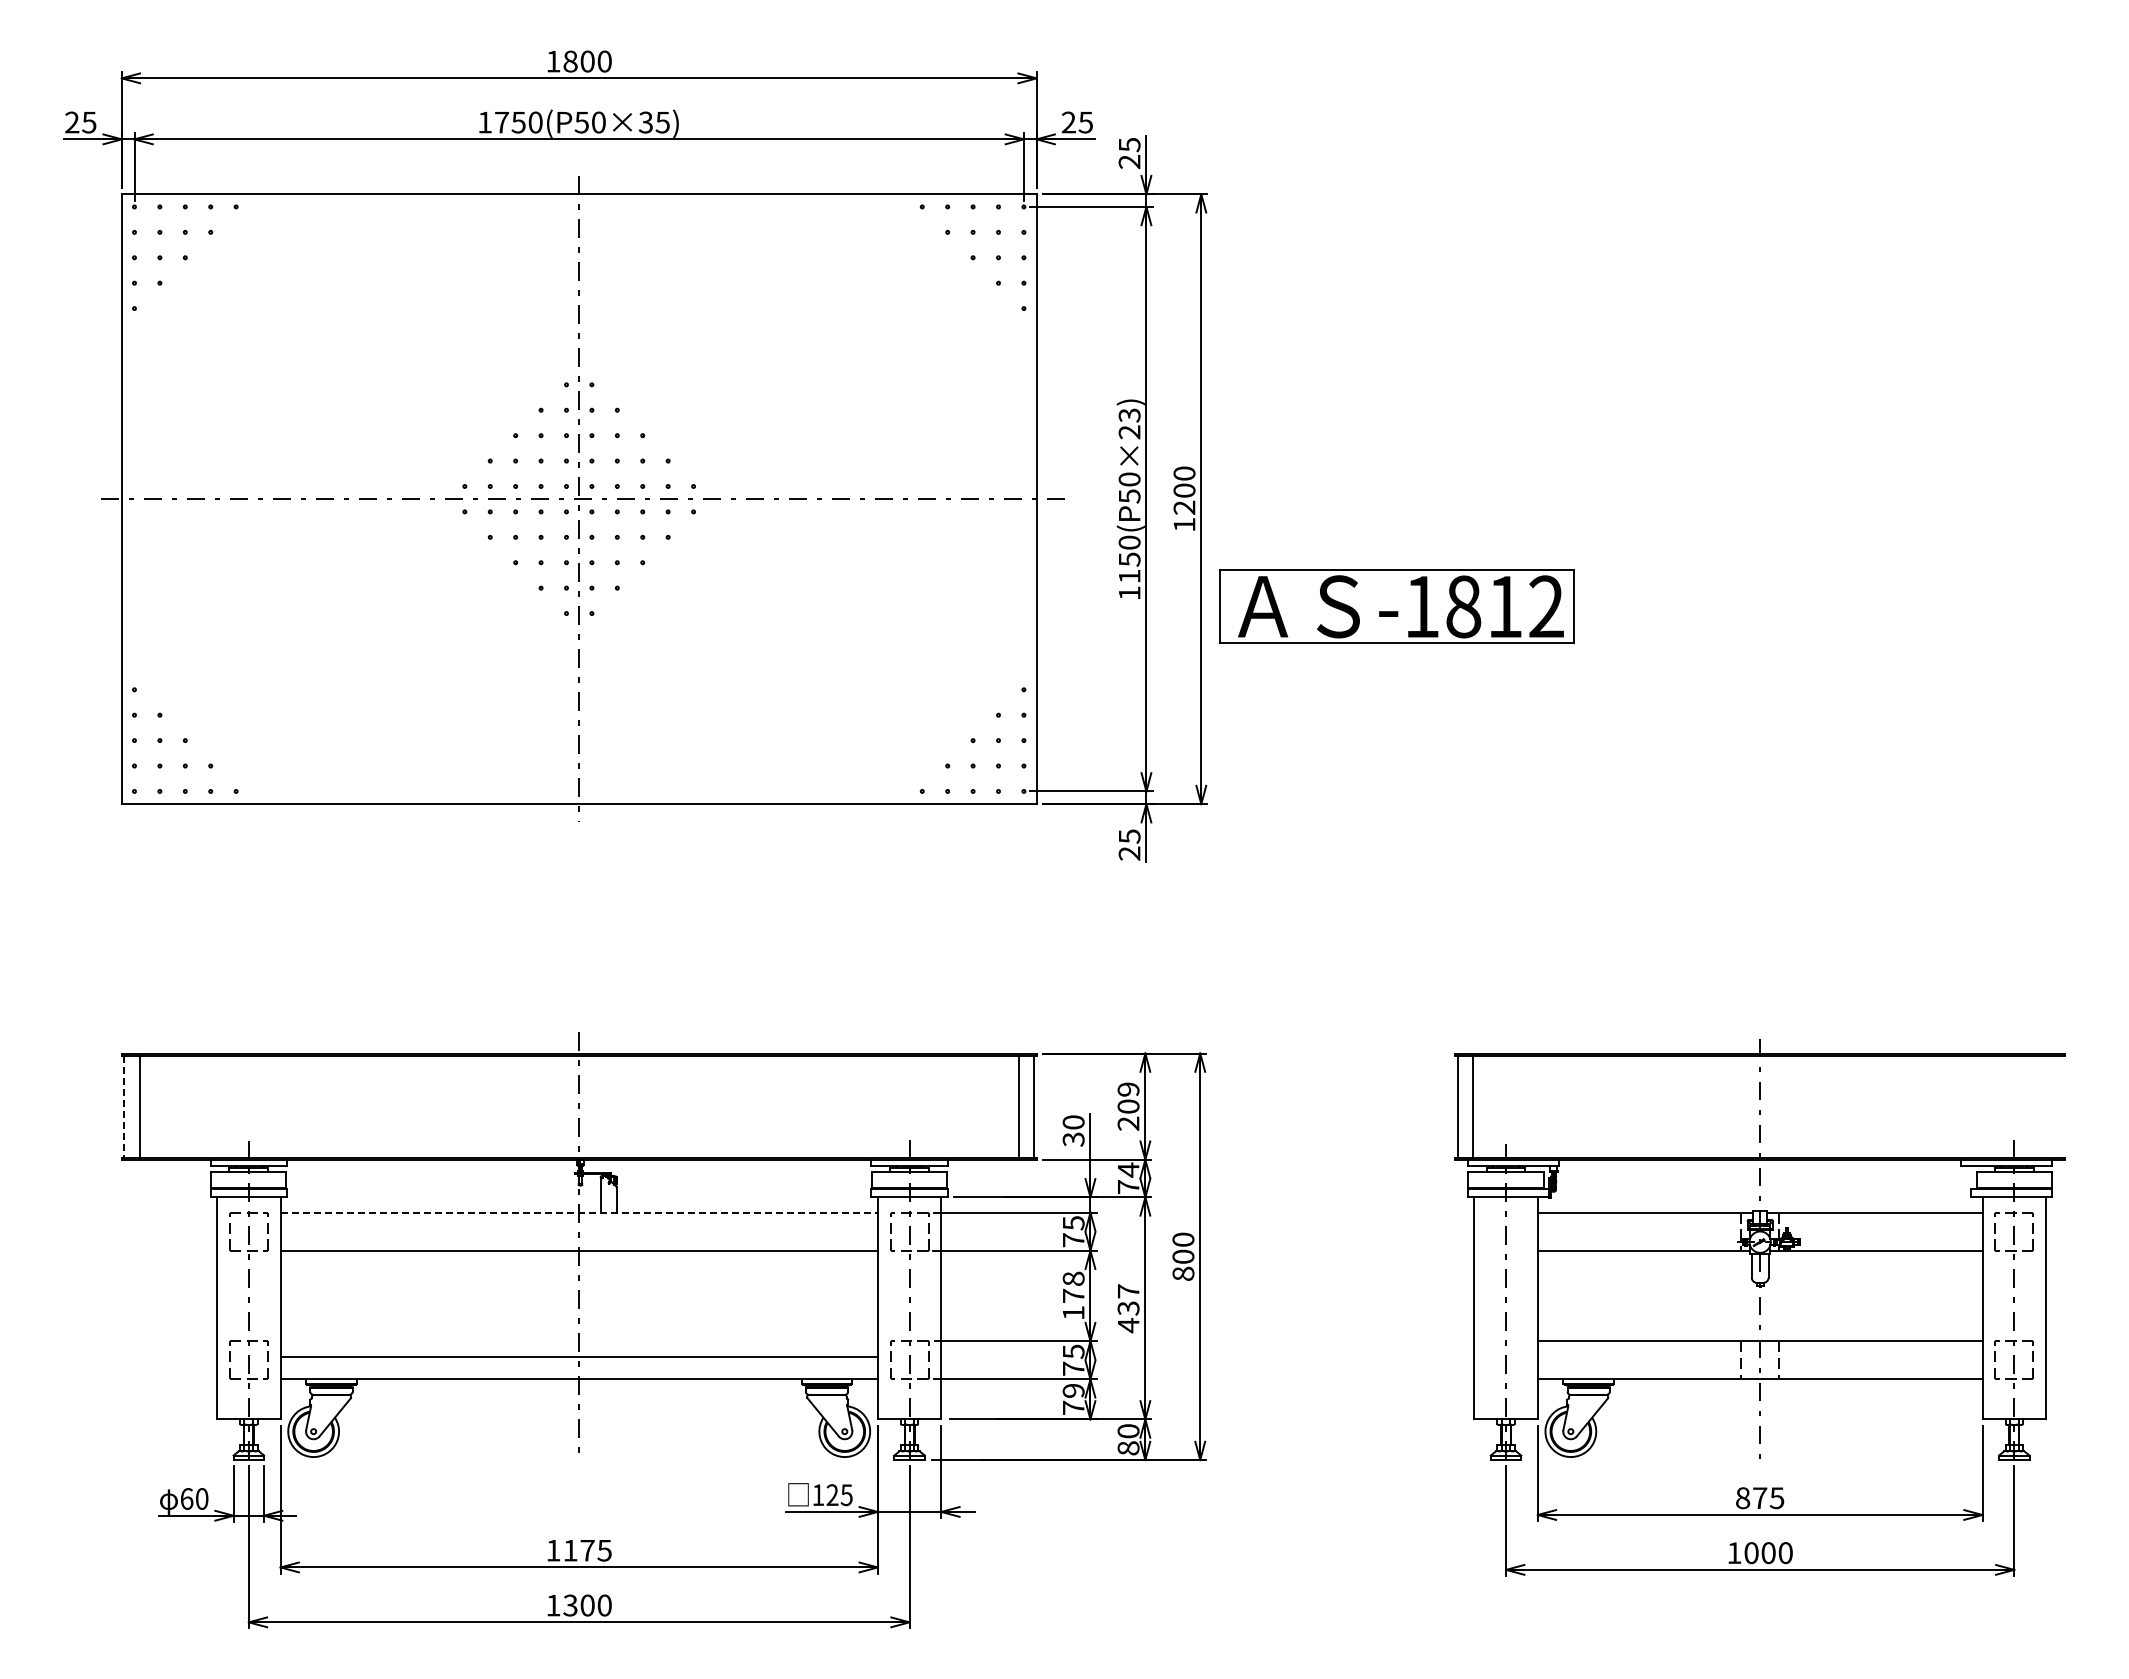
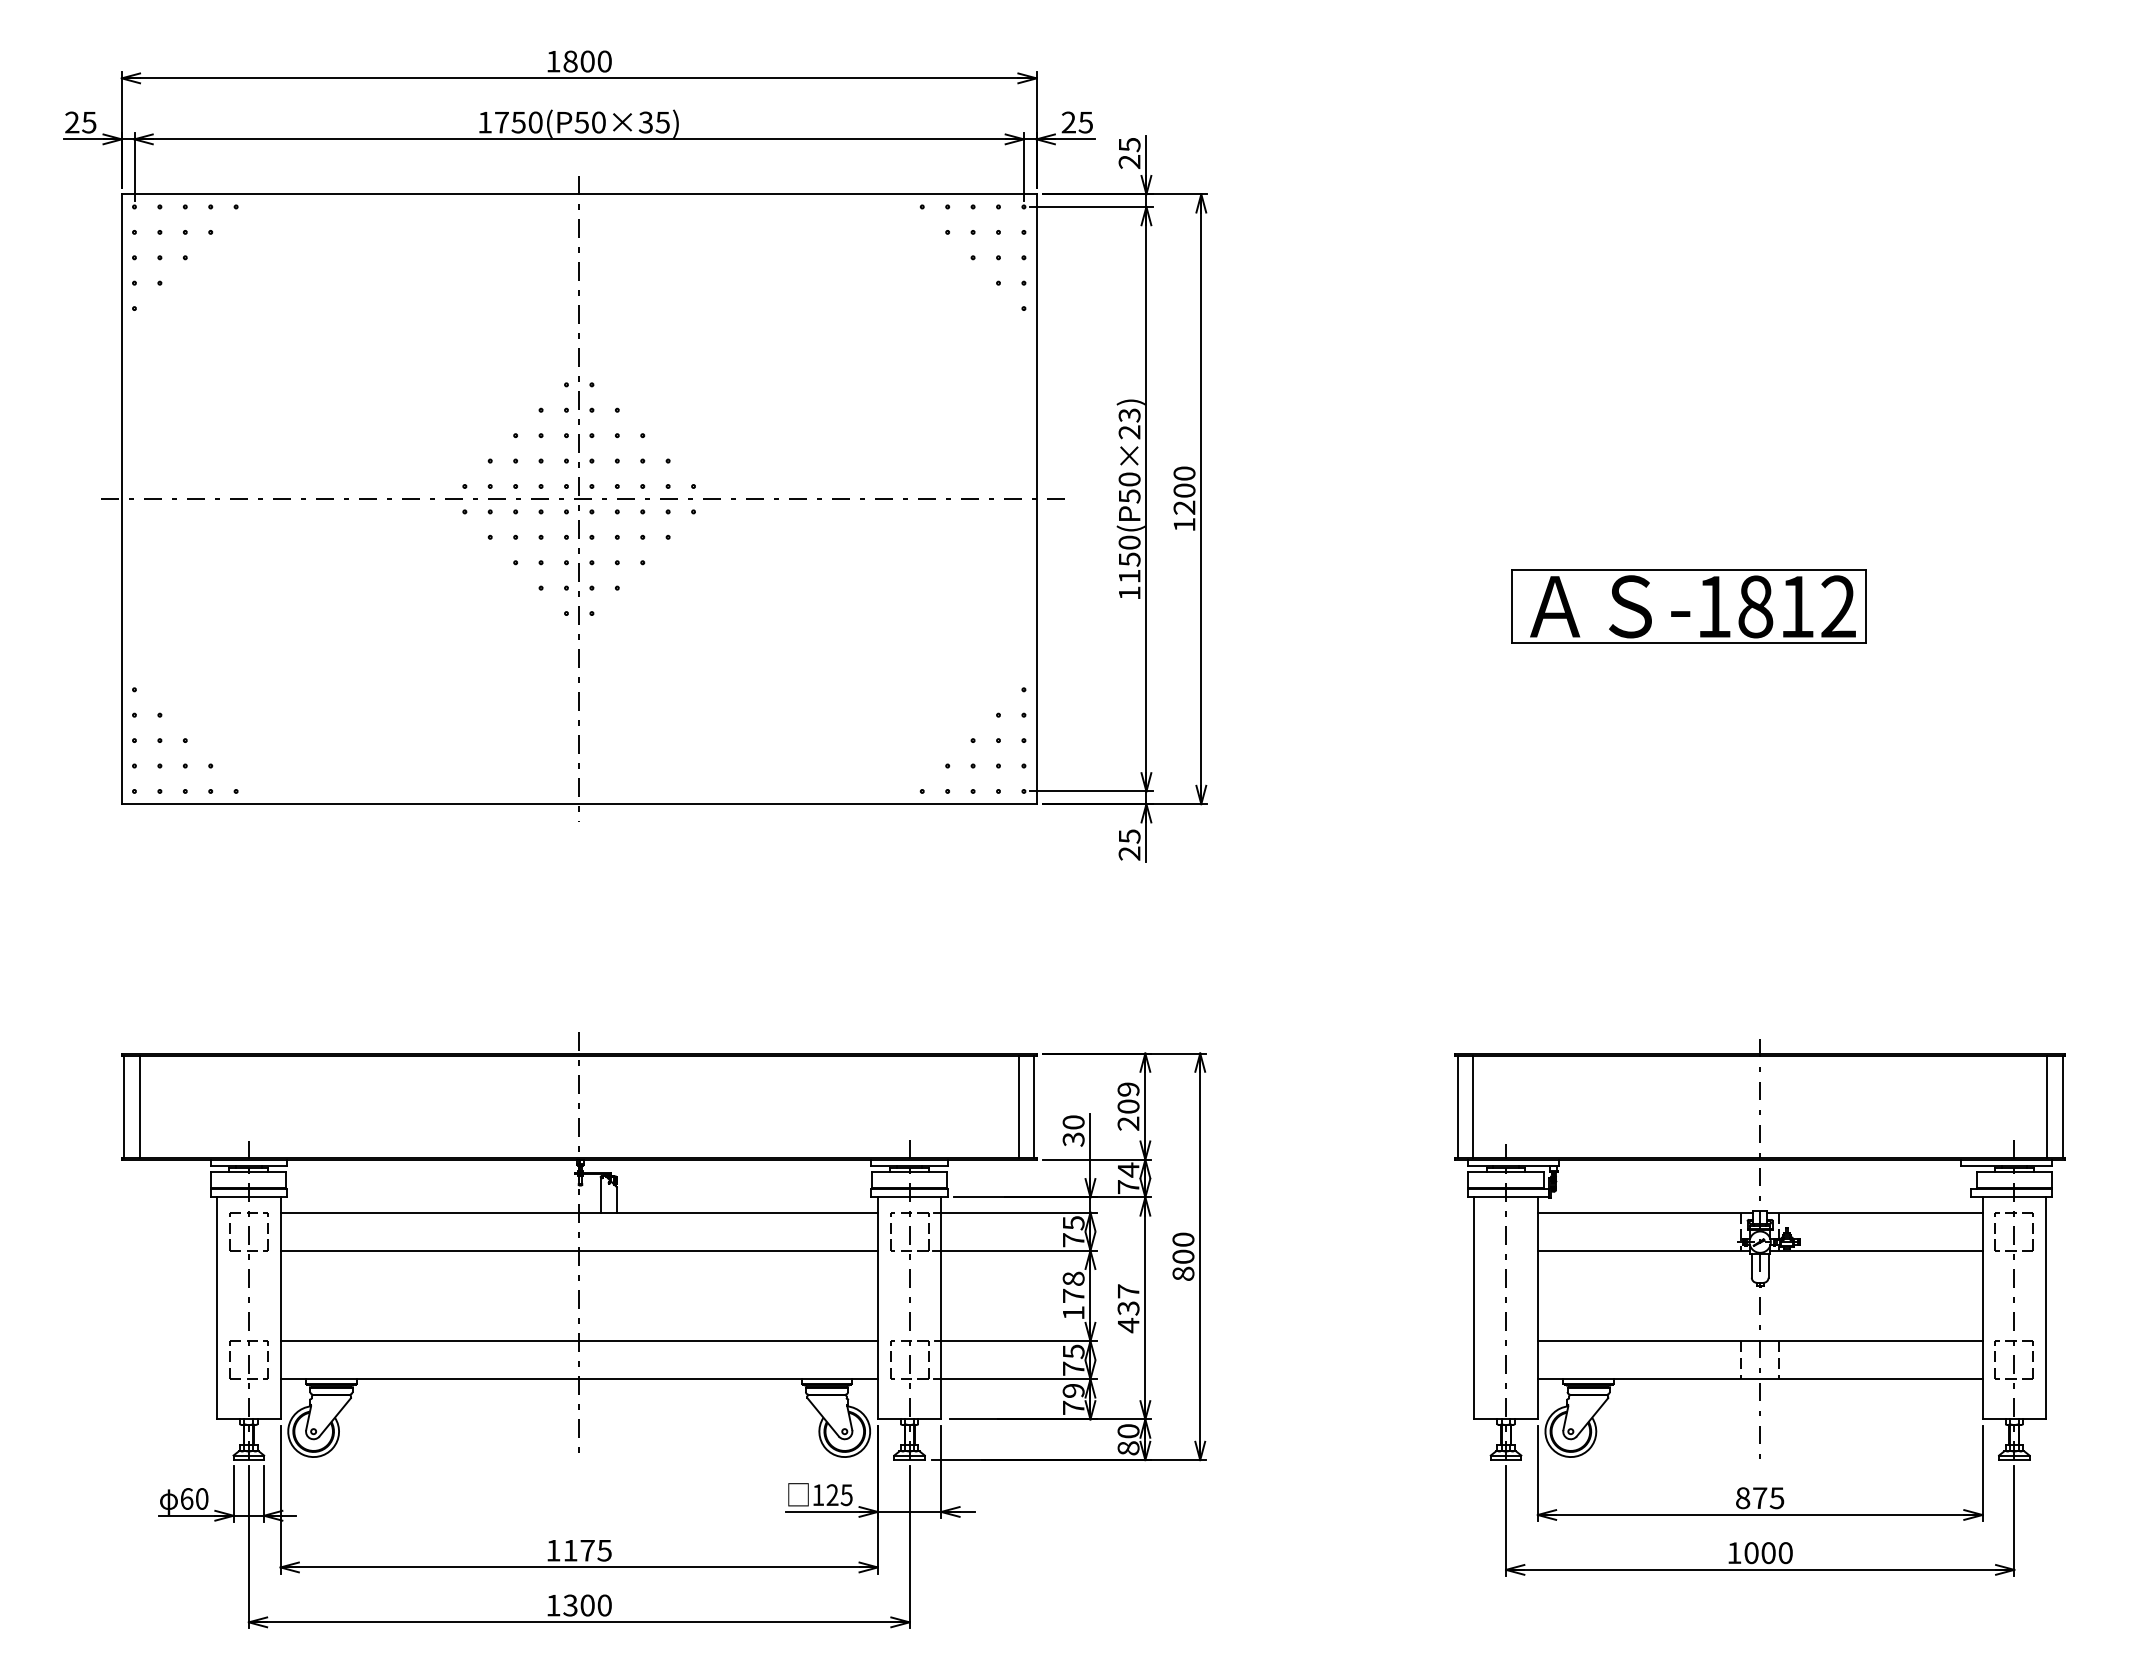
part position: (1396, 606) -> (1688, 606) (1688, 606)
line: dashed -> solid (124, 1106)
line: none -> present (2047, 1106)
line: none -> present (2062, 1106)
line: dashed -> solid (579, 1212)
line position: (578, 1357) -> (578, 1341) (578, 1341)
